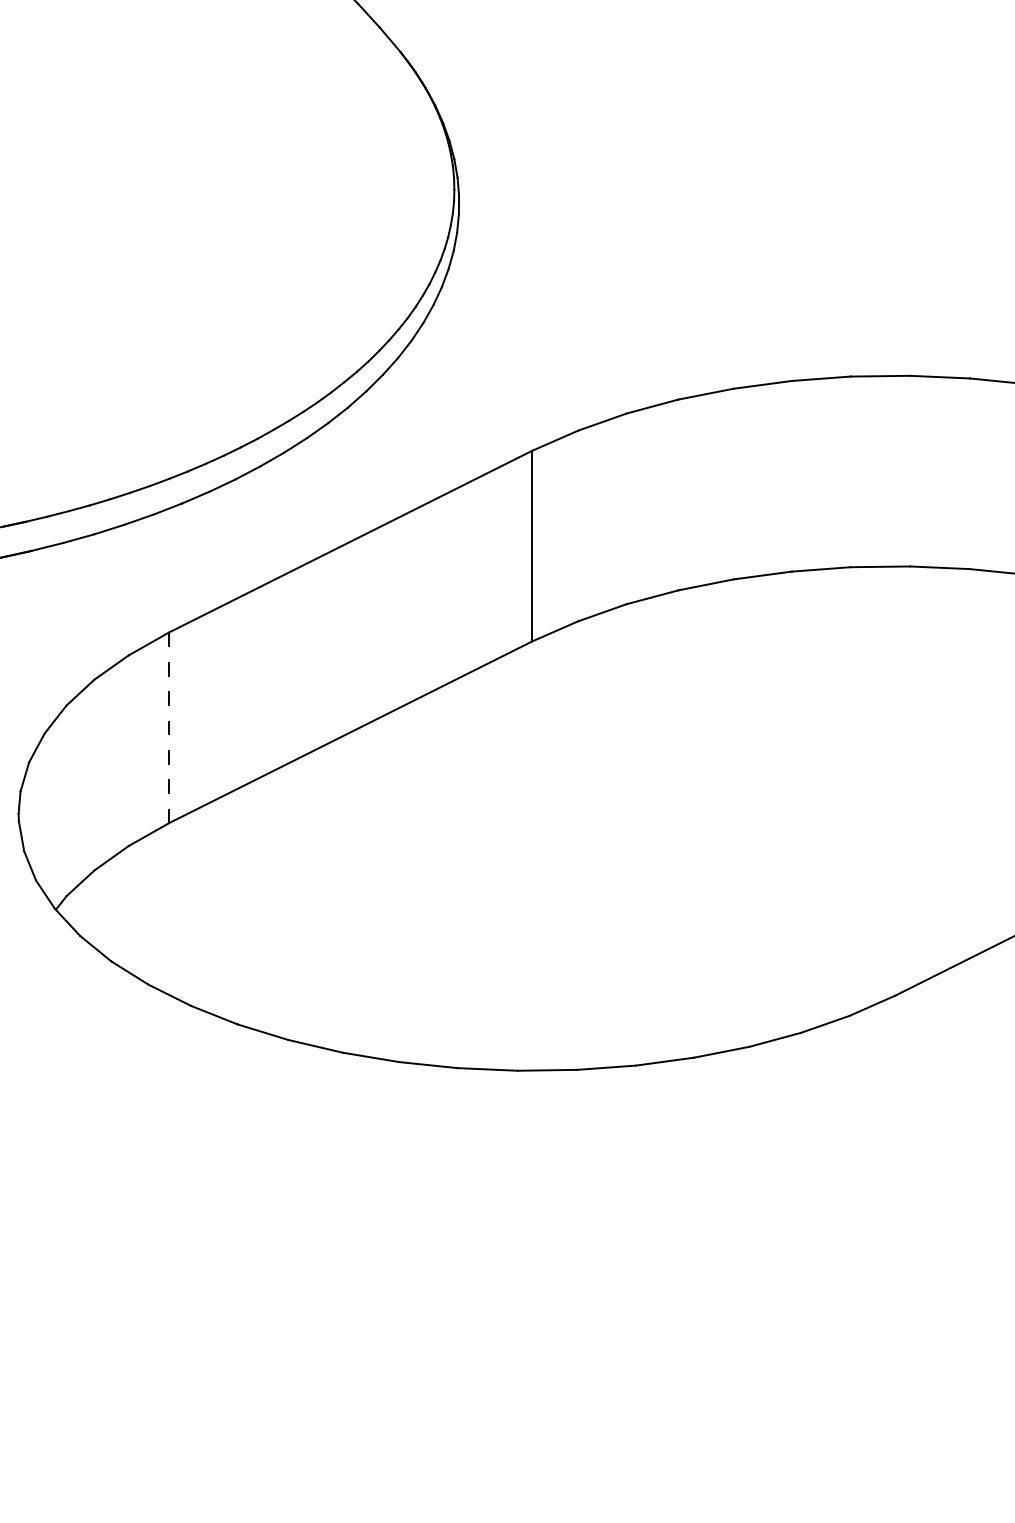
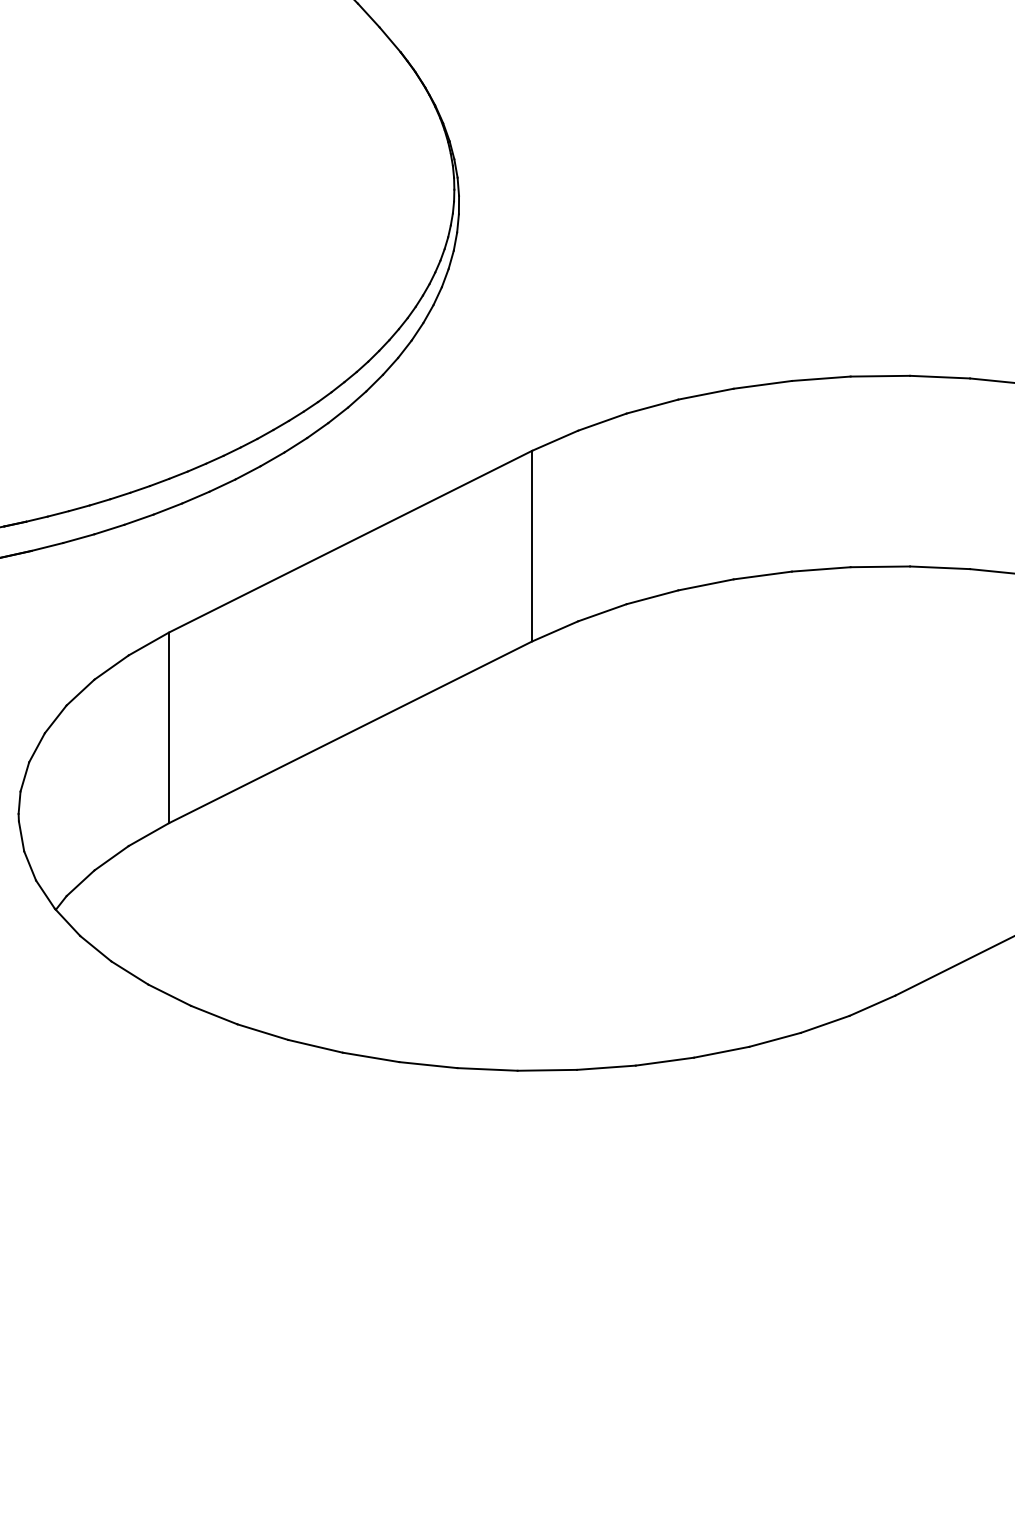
line: dashed -> solid (169, 728)
